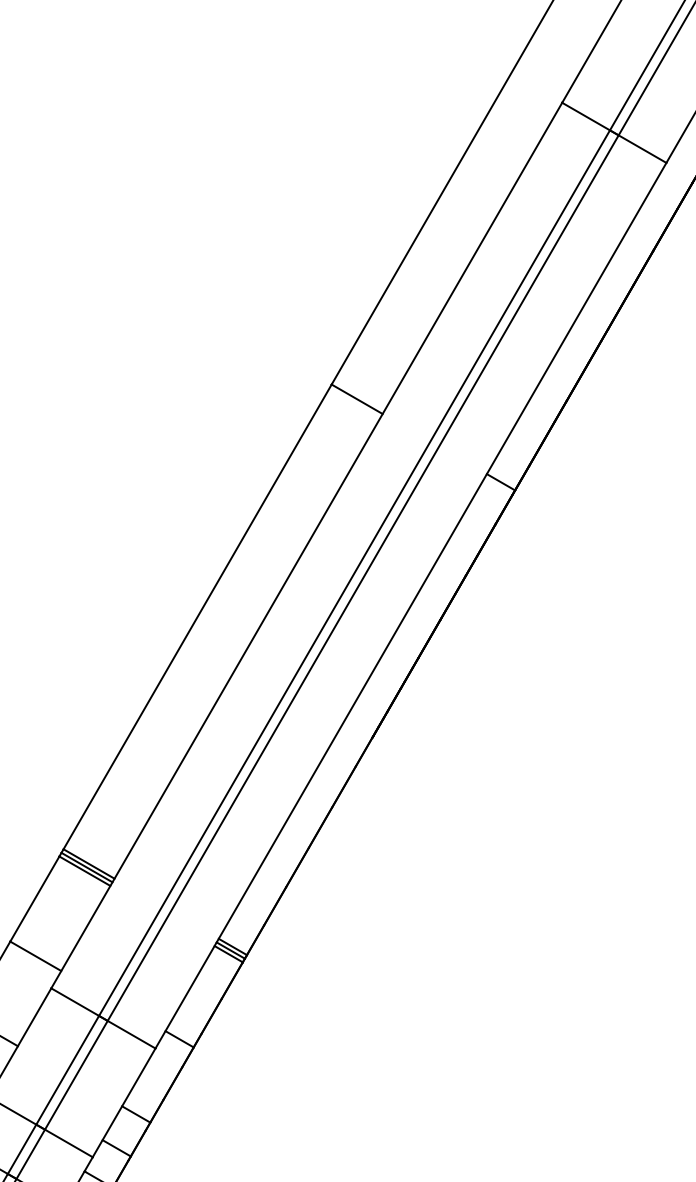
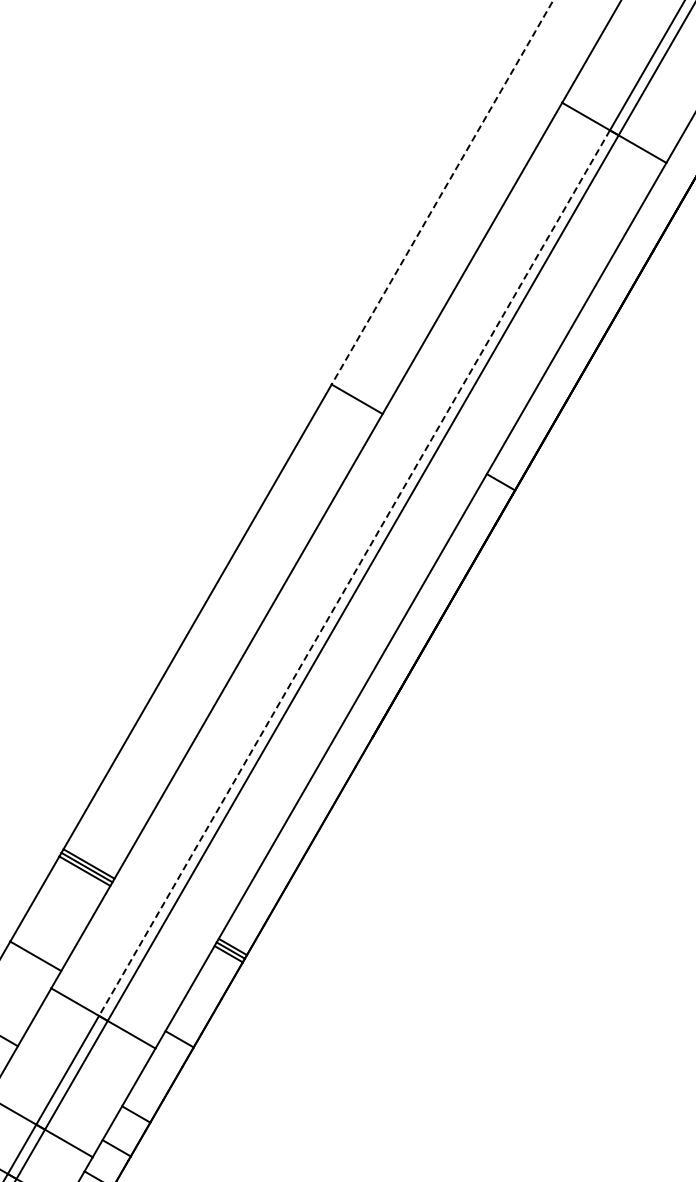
line: solid -> dashed (442, 192)
line: solid -> dashed (354, 573)
